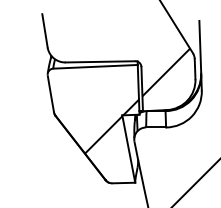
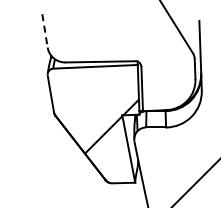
line: solid -> dashed (44, 30)
hatch: present -> none (166, 72)
